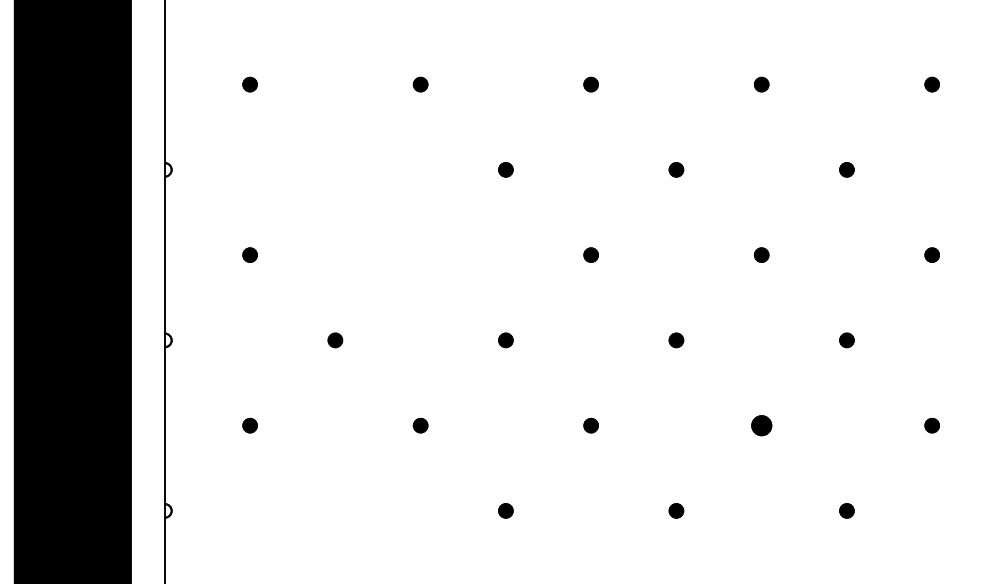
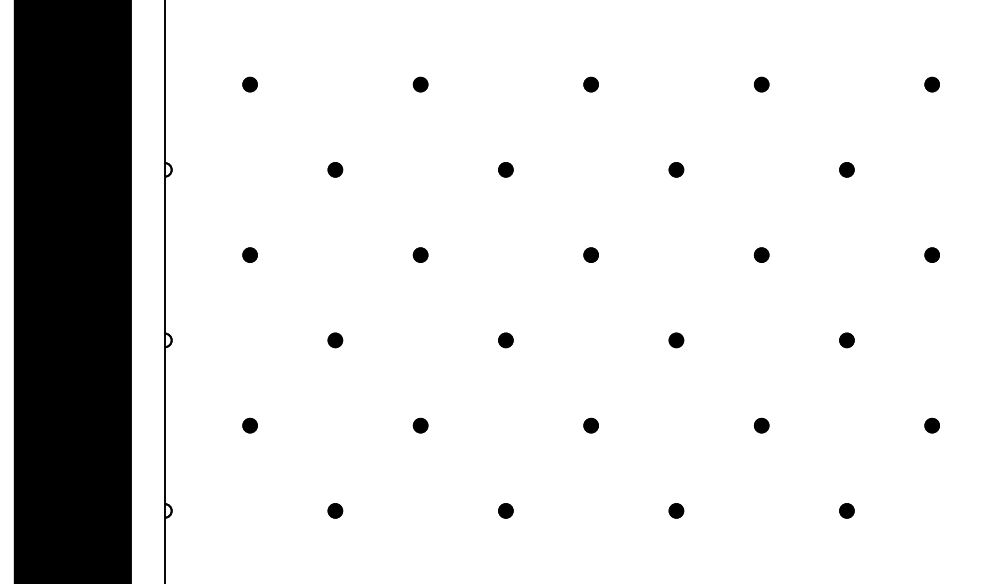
part: none -> present (335, 169)
part: none -> present (420, 254)
part size: 22x22 px -> 17x17 px (761, 425)
part: none -> present (335, 510)
